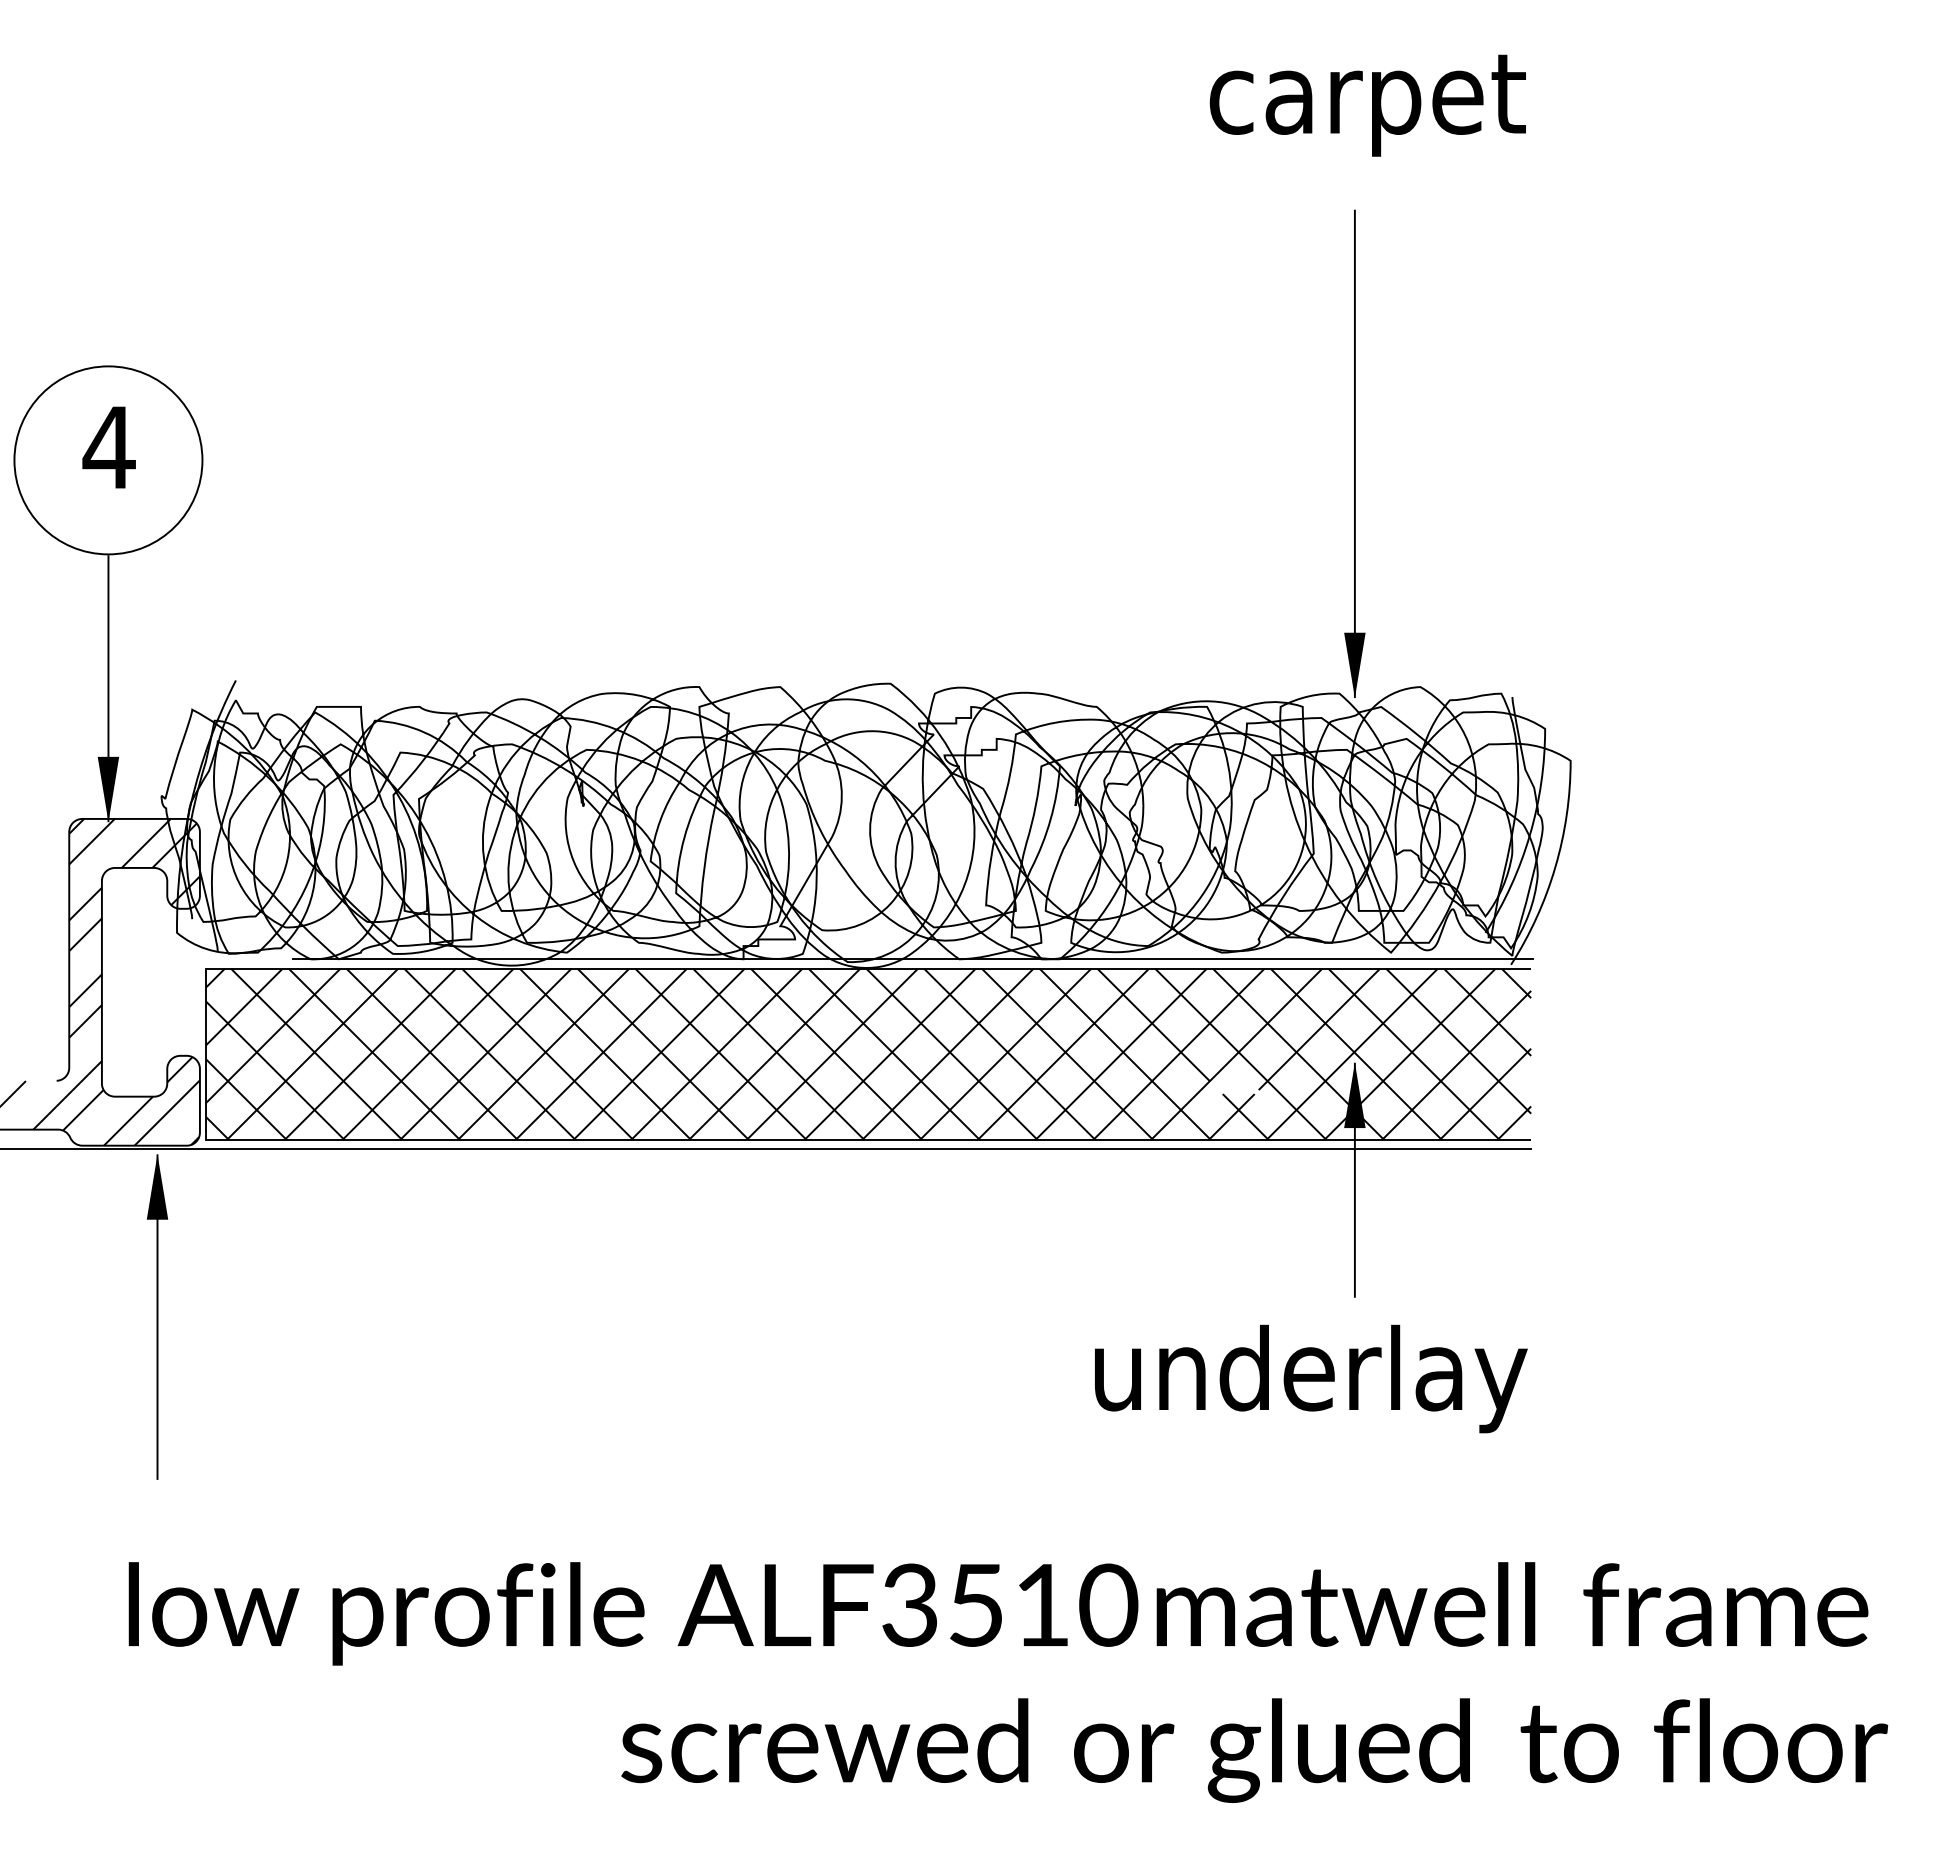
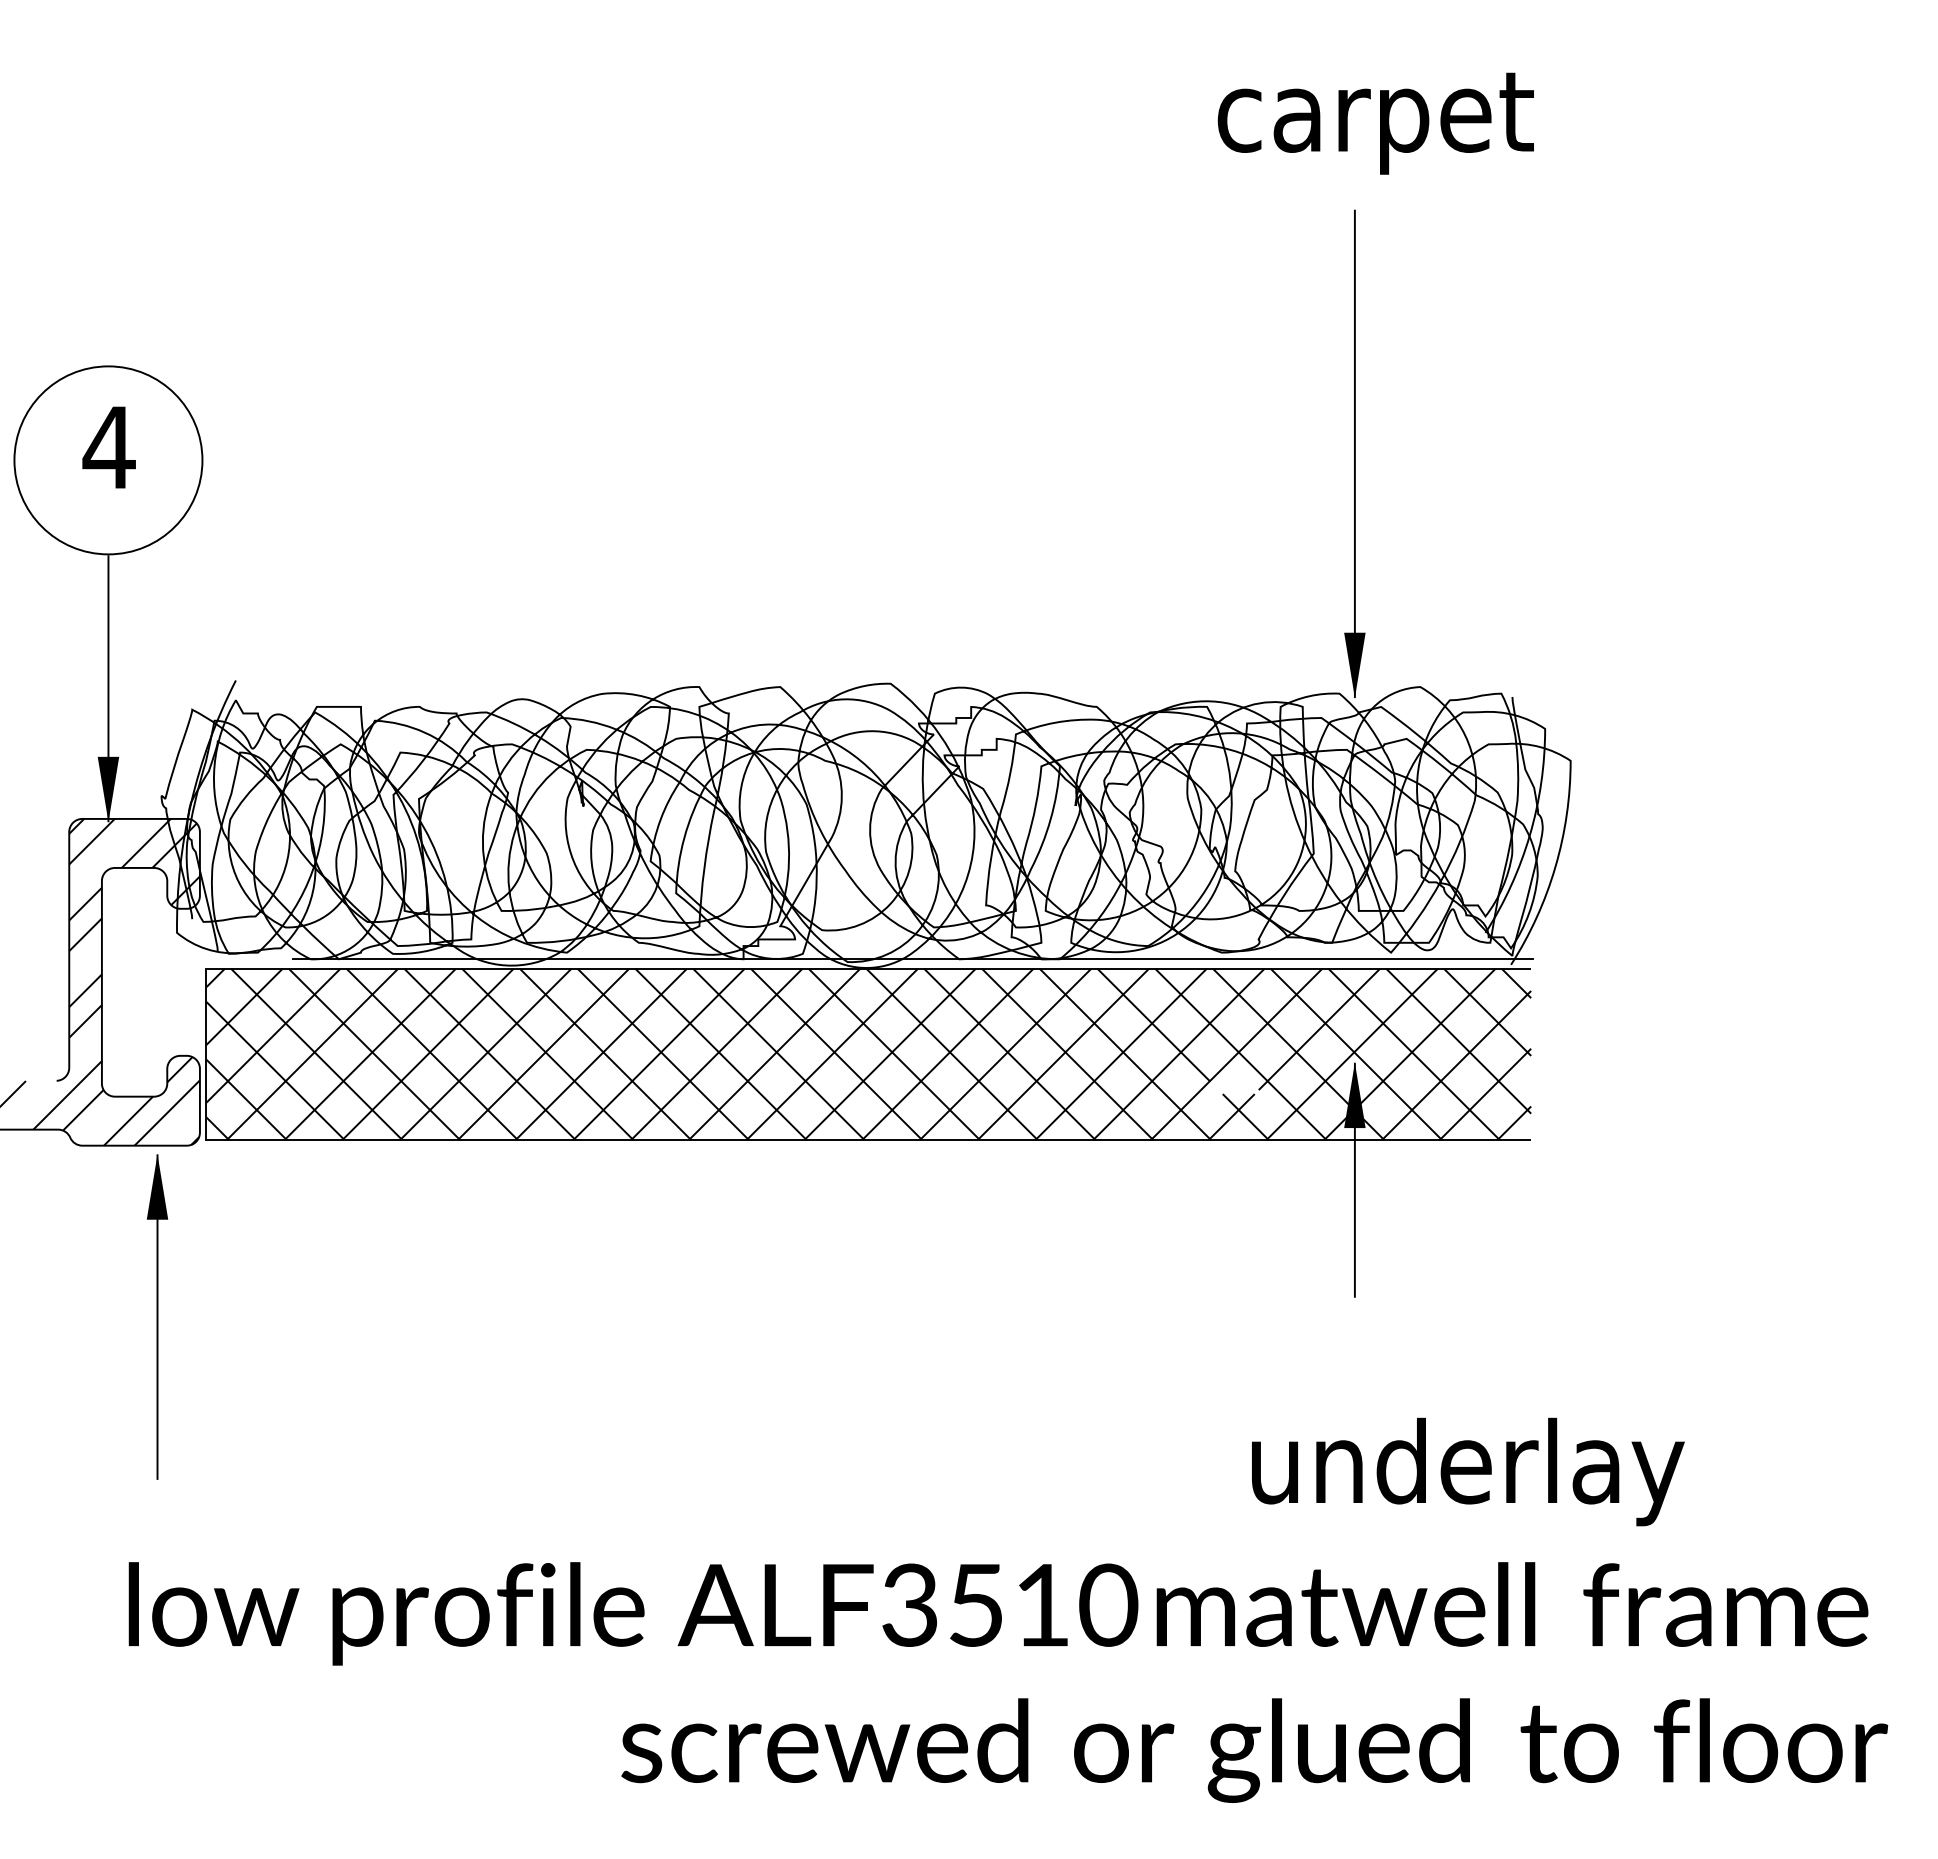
text position: (1367, 105) -> (1375, 123) (1375, 123)
line: present -> none (766, 1148)
text position: (1311, 1378) -> (1468, 1471) (1468, 1471)
